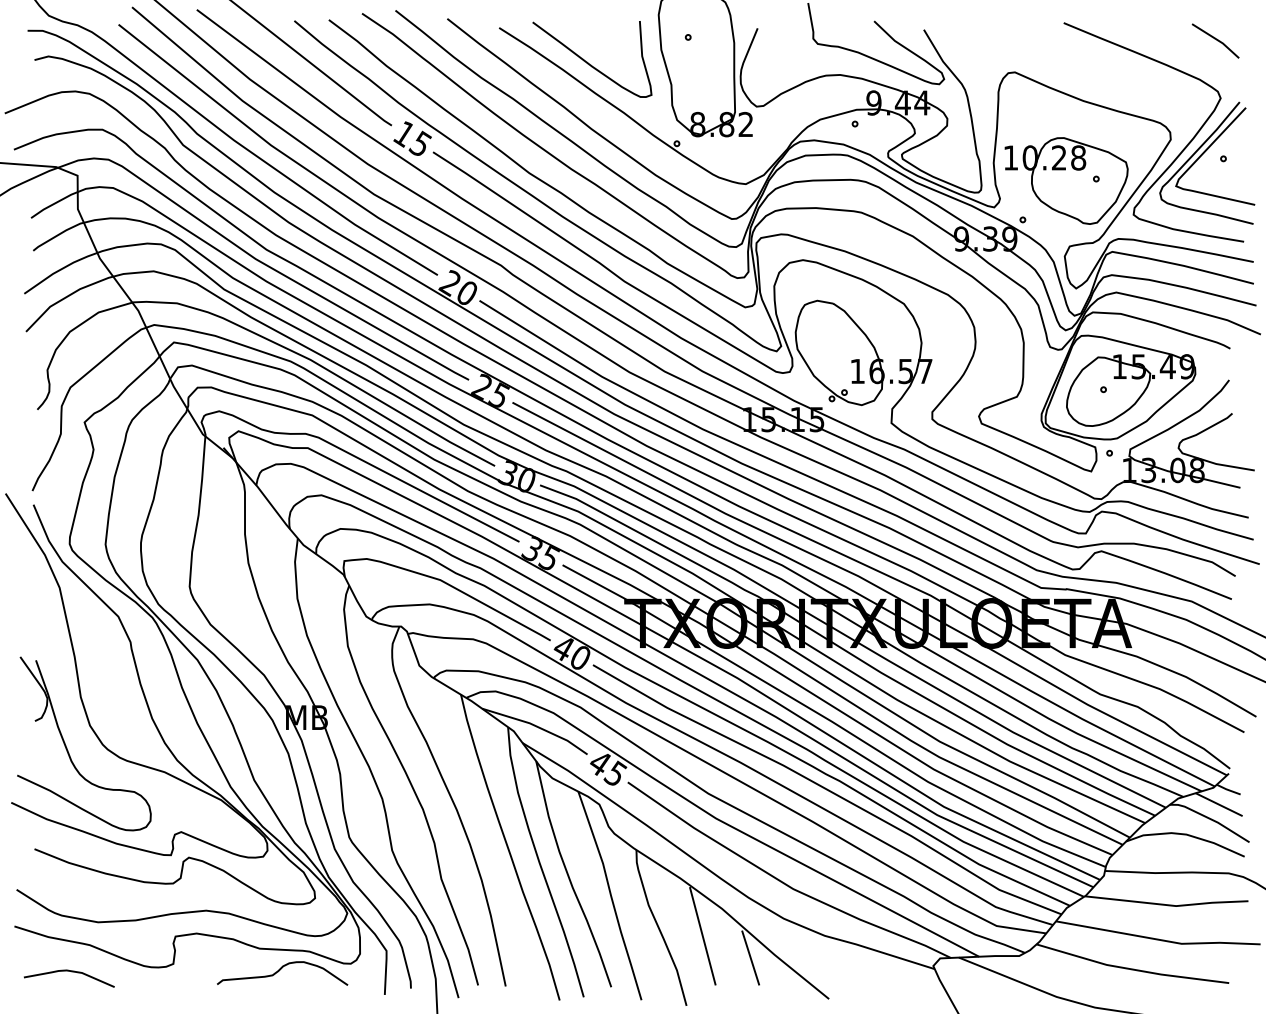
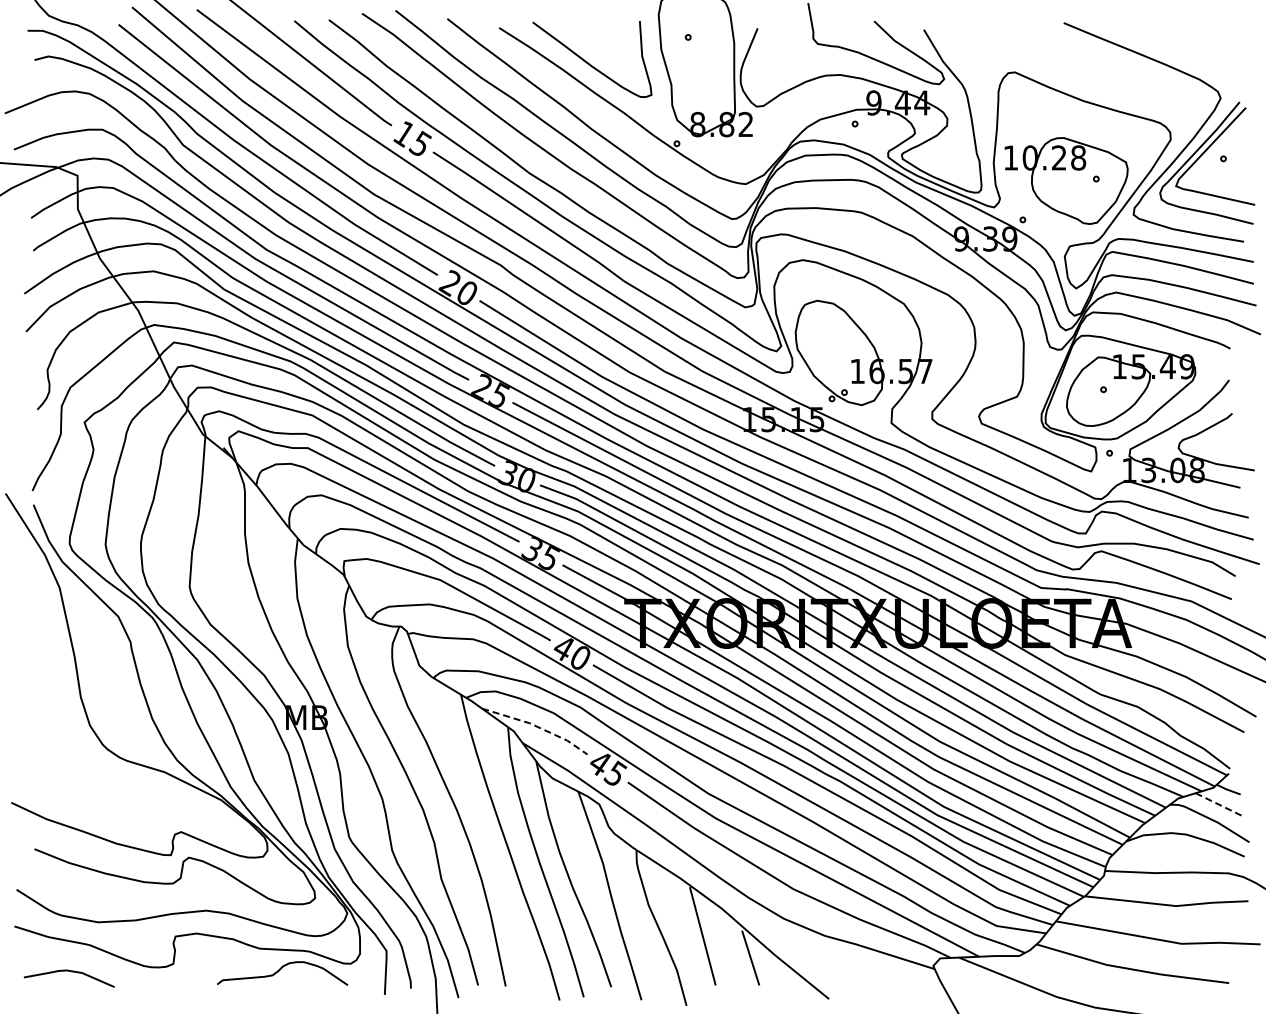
line: present -> none (1215, 39)
line: solid -> dashed (537, 727)
part: present -> none (67, 747)
line: solid -> dashed (1219, 804)
